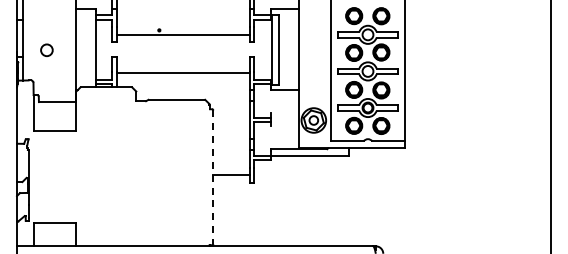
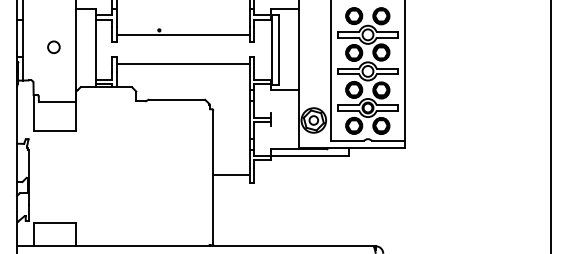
circle position: (46, 49) -> (53, 46) (53, 46)
line position: (183, 73) -> (183, 64) (183, 64)
line: dashed -> solid (213, 177)
